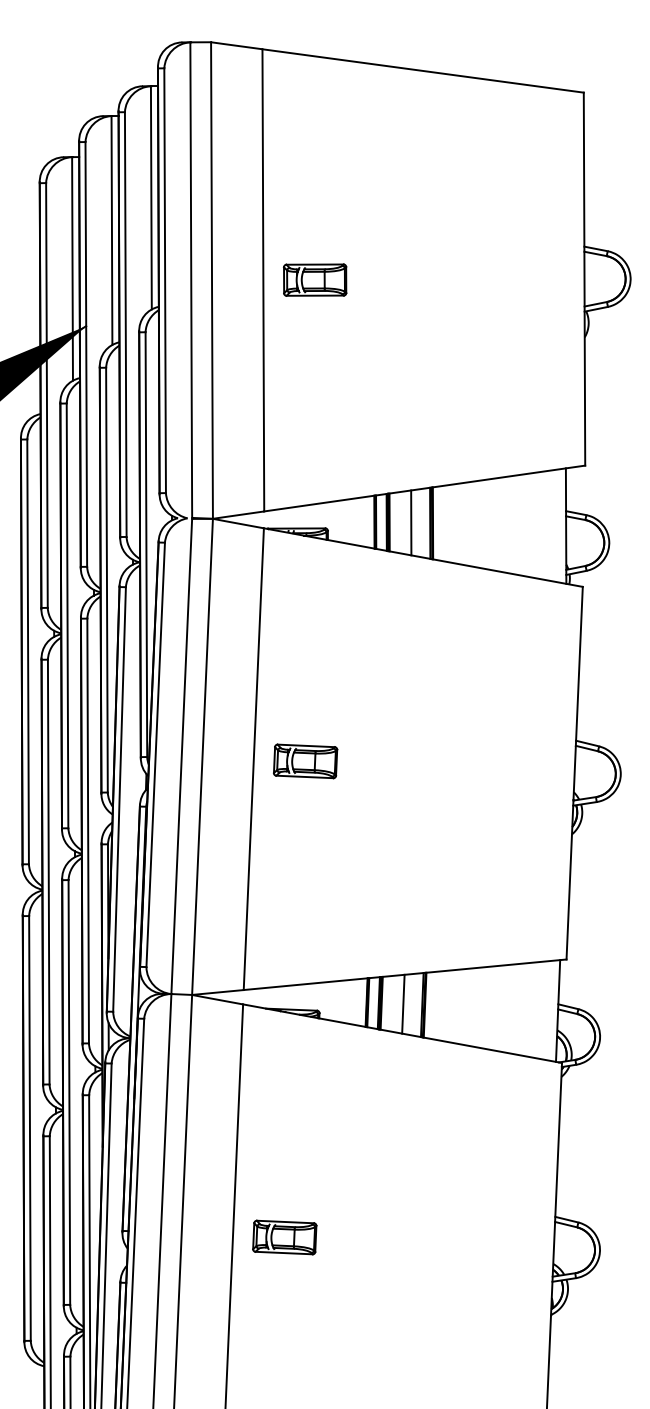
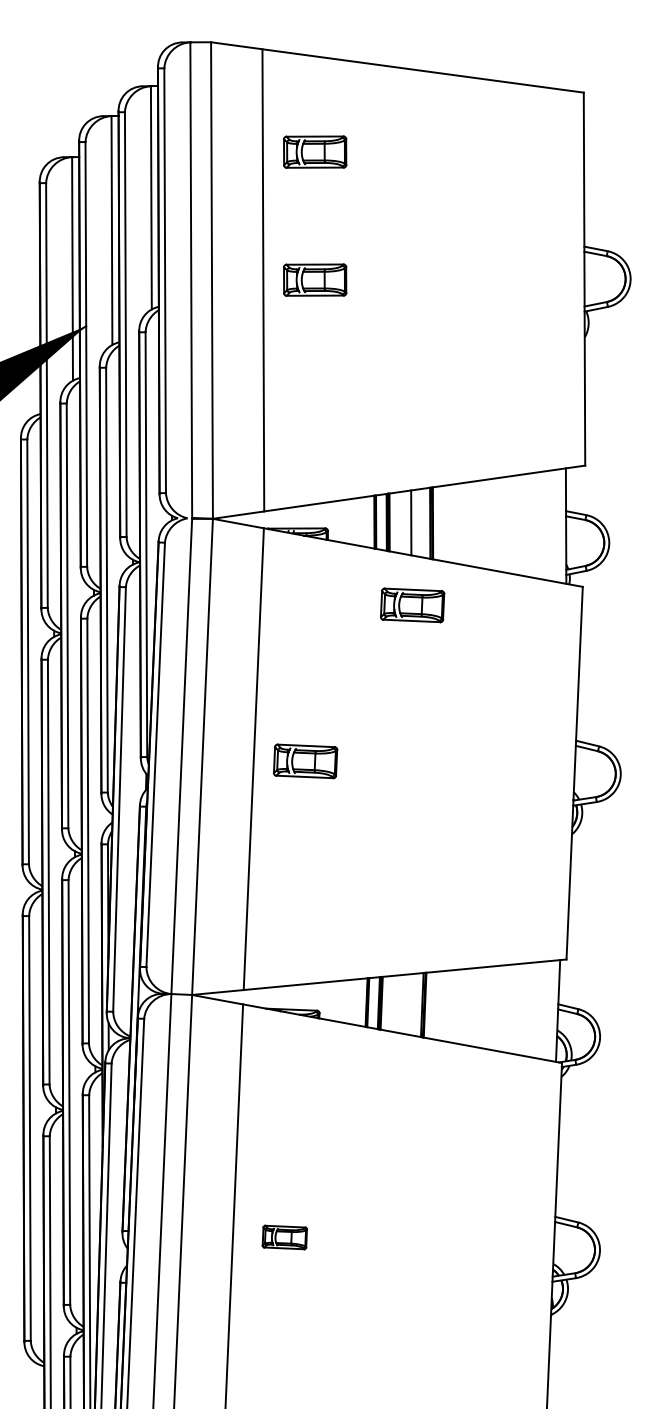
part: none -> present (315, 151)
part: none -> present (412, 605)
line: present -> none (403, 1003)
part size: 66x37 px -> 47x27 px (284, 1237)
